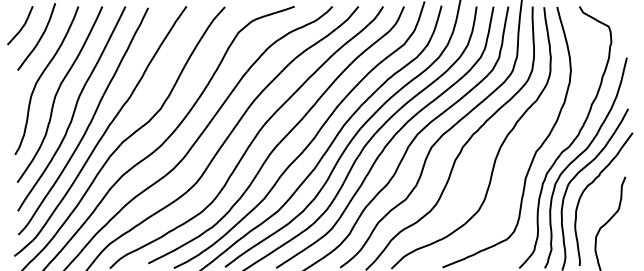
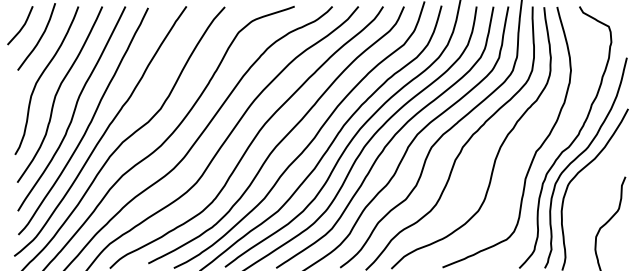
curve: present -> none (591, 184)
